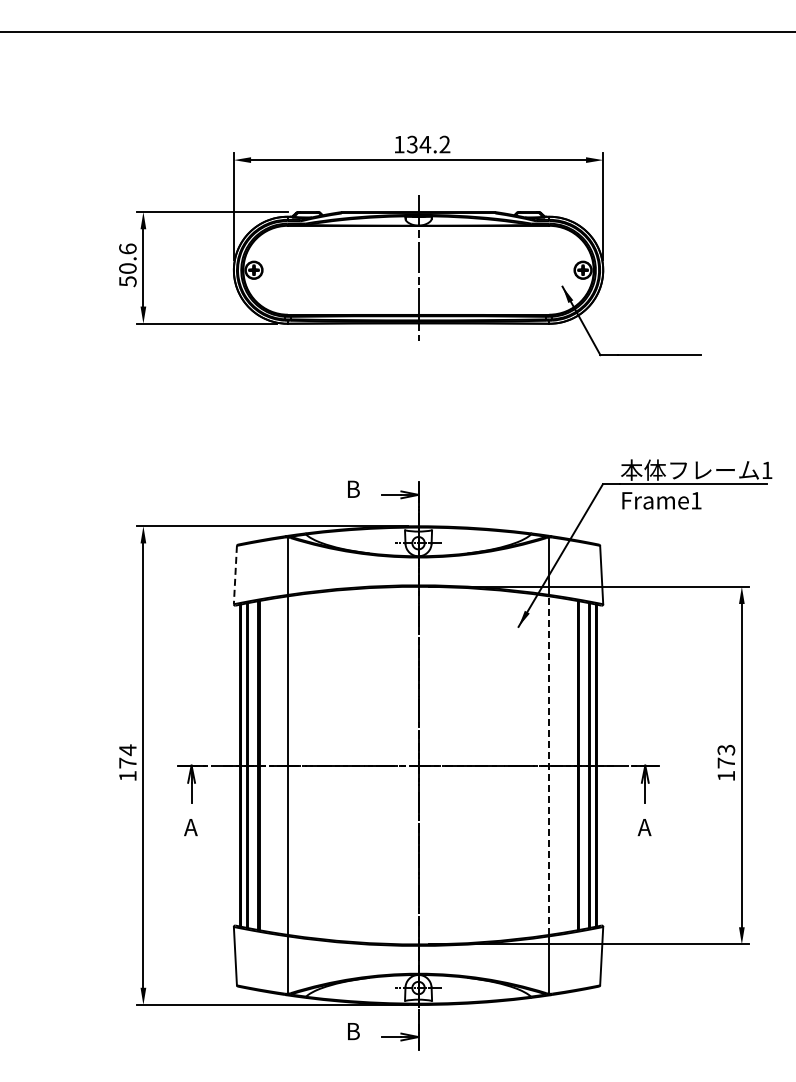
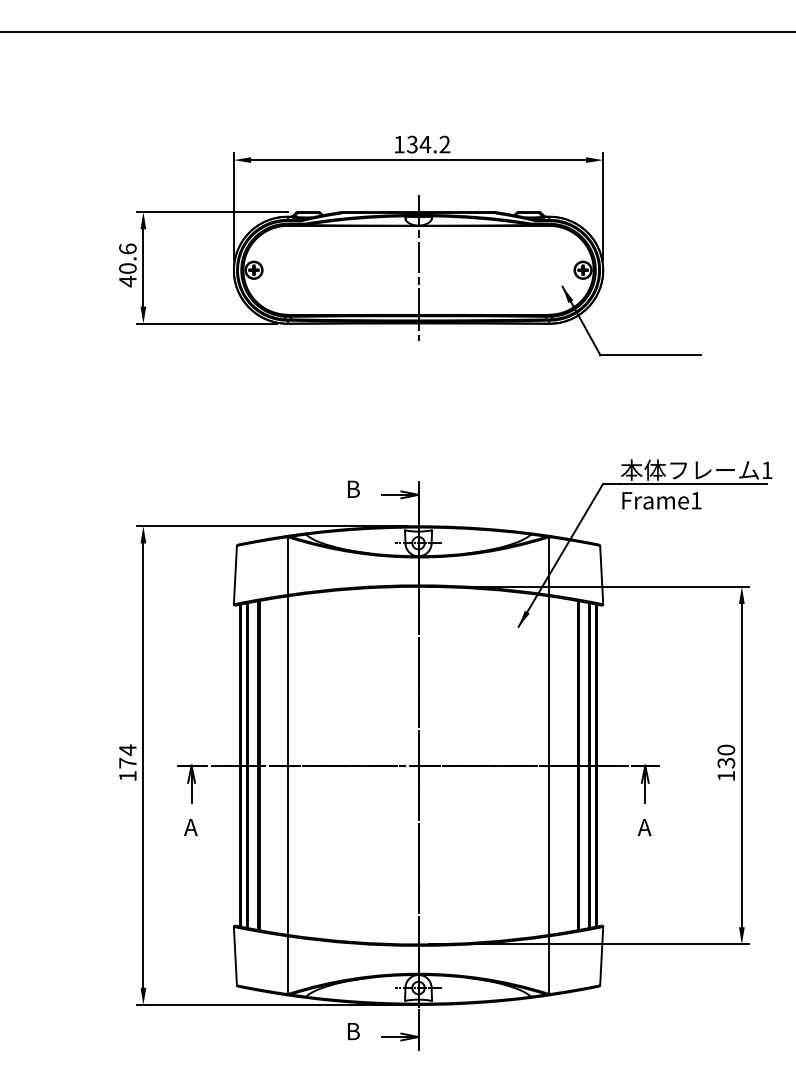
text: 50.6 -> 40.6 (127, 281)
line: dashed -> solid (235, 575)
text: 173 -> 130 (726, 756)
line: dashed -> solid (549, 765)
